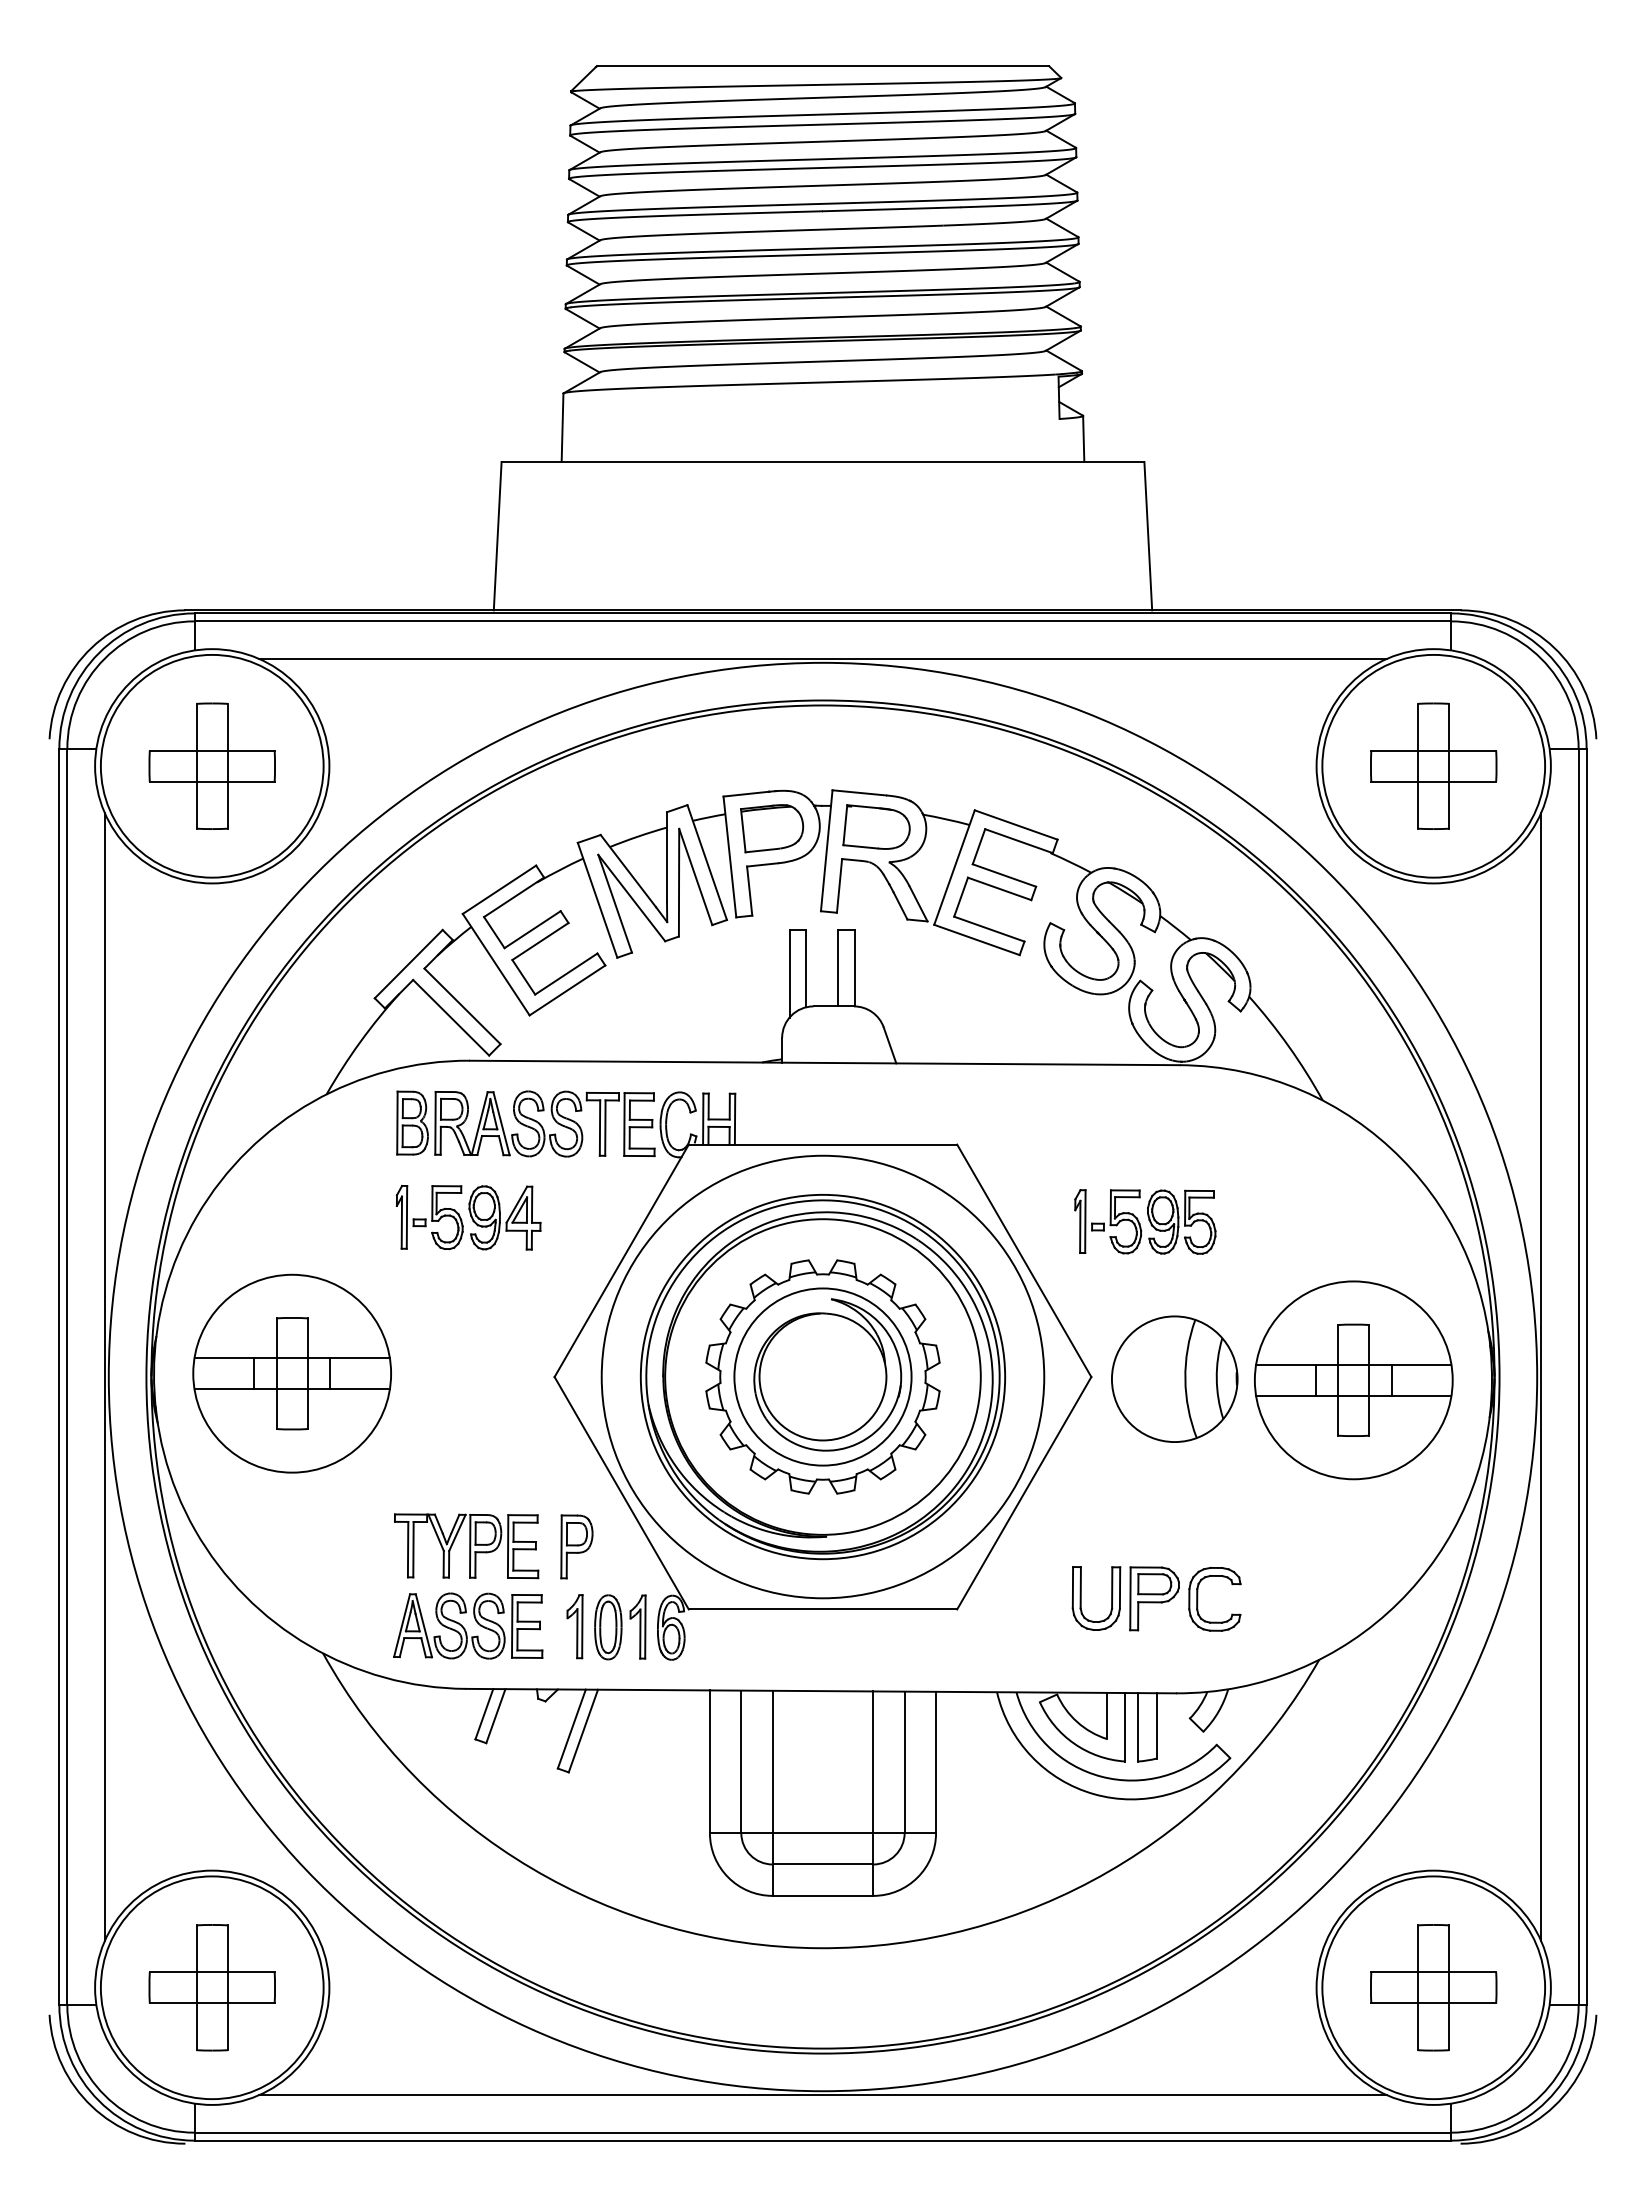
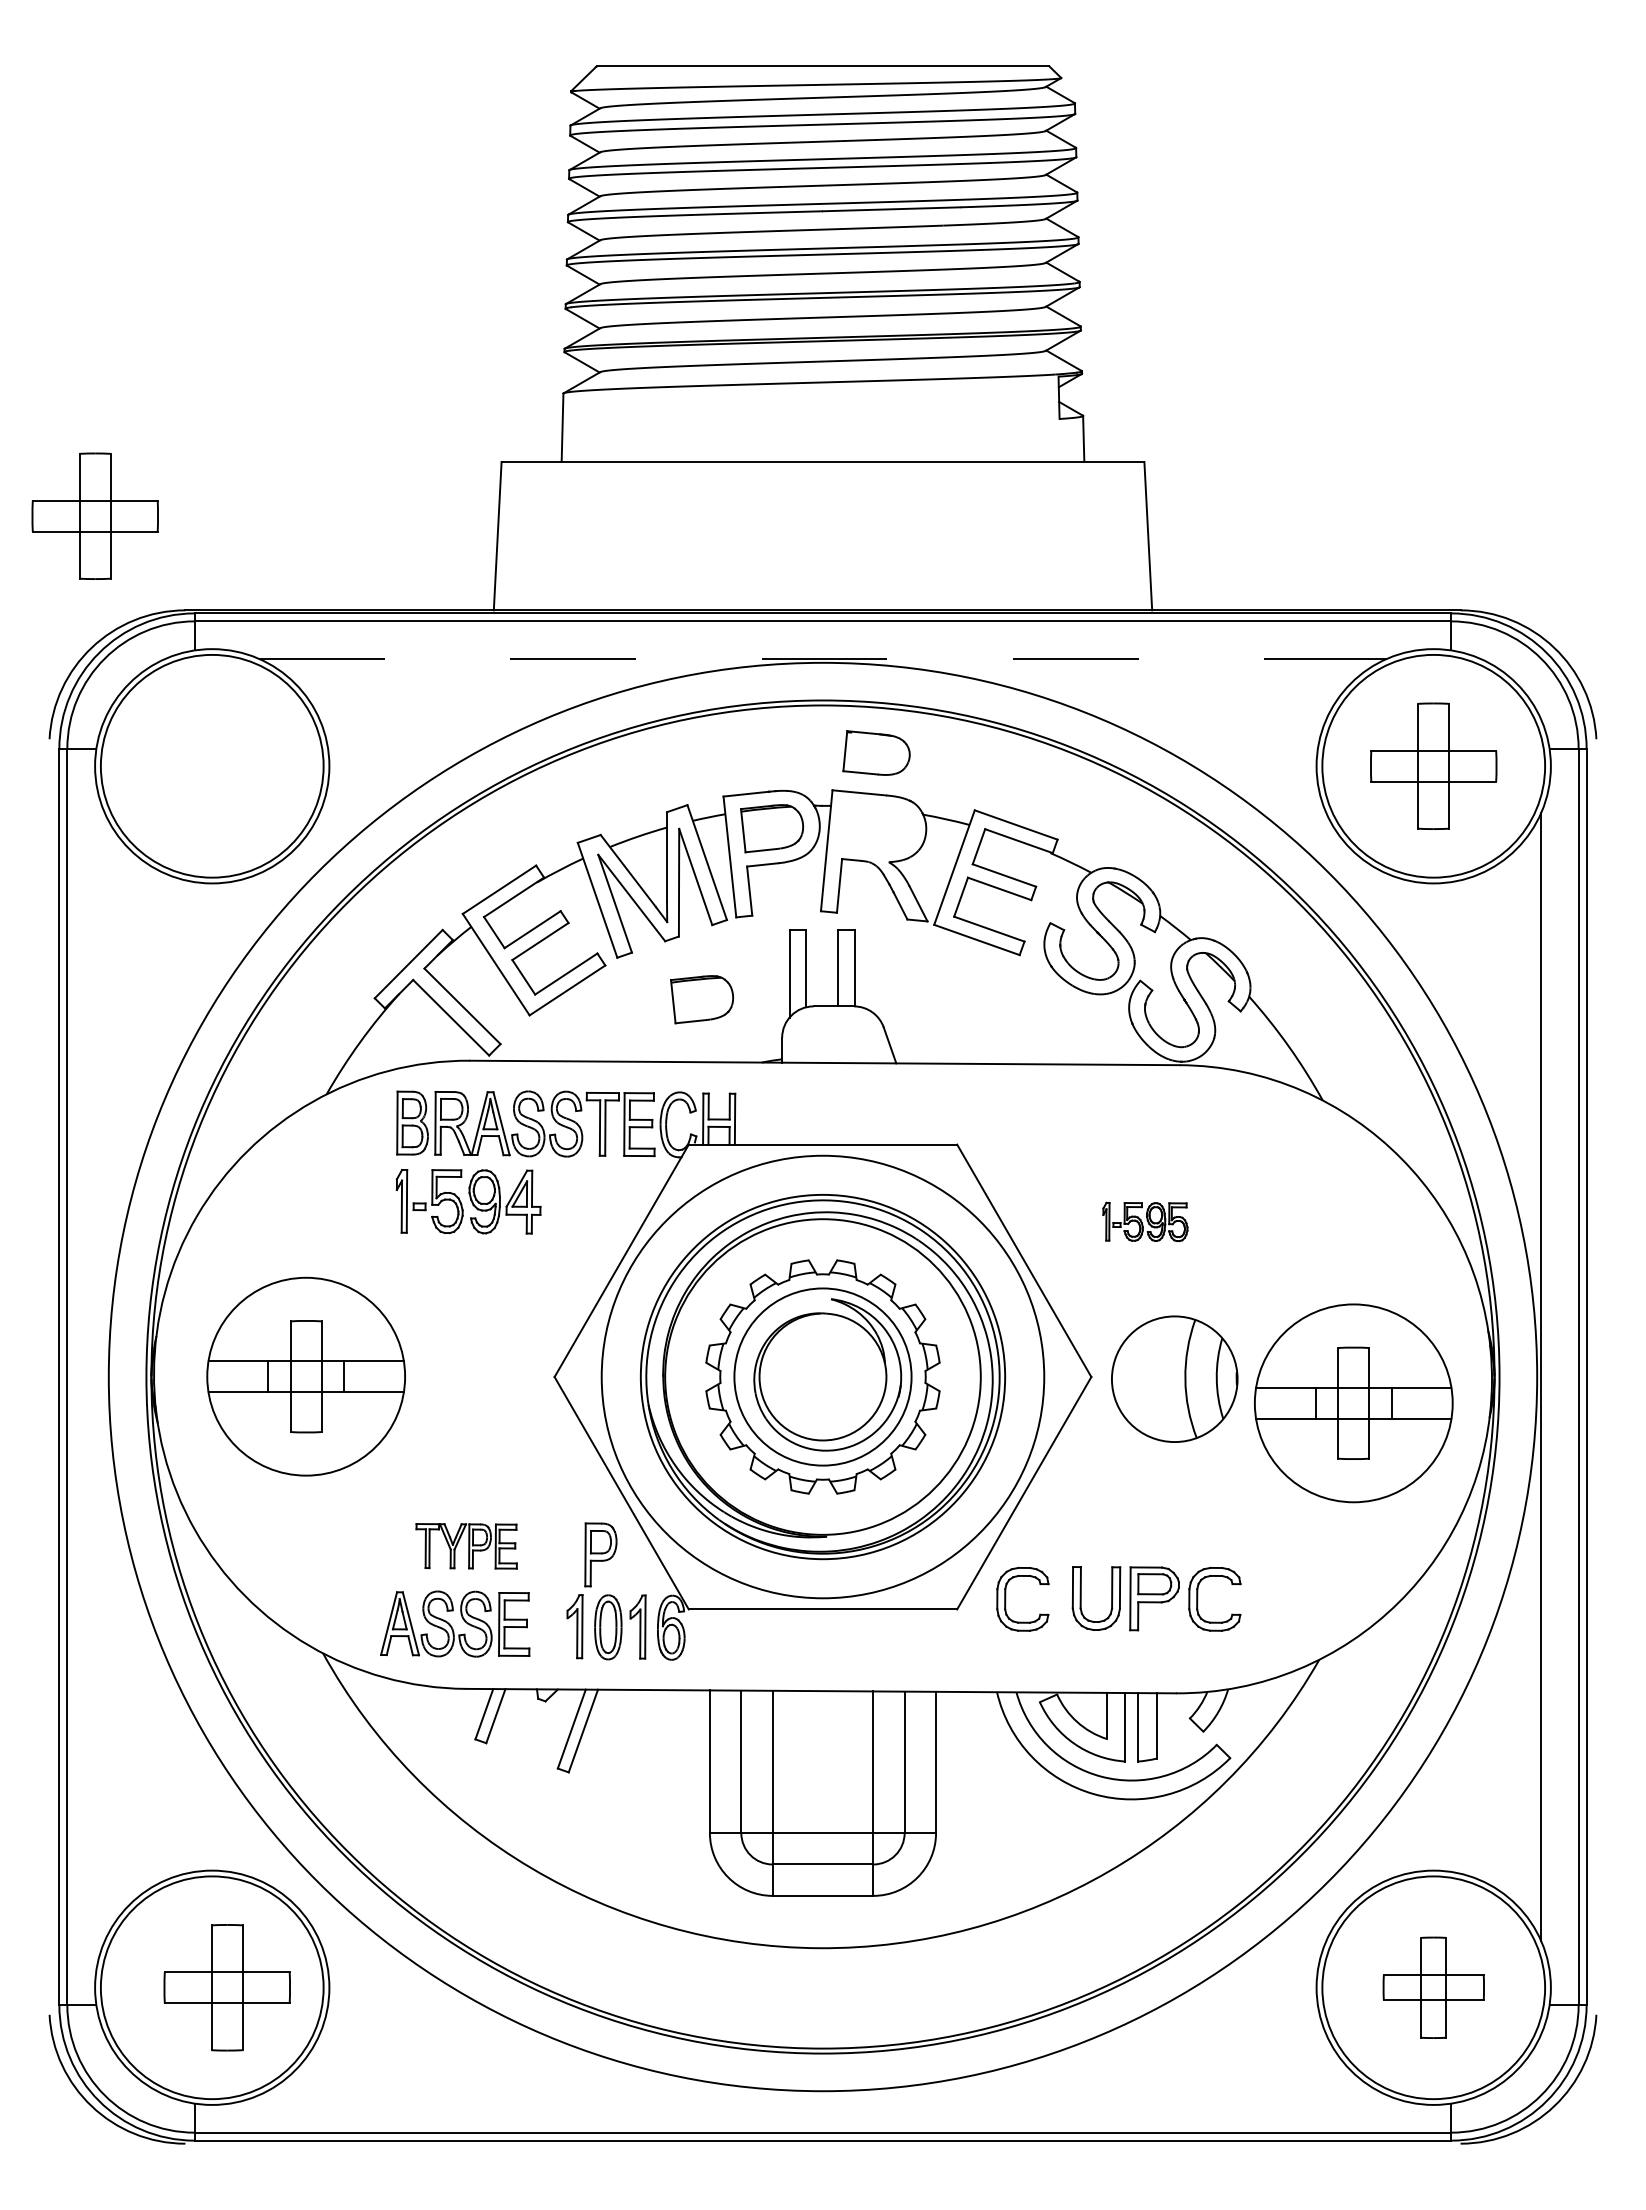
line: solid -> dashed (823, 658)
part position: (211, 765) -> (94, 515) (94, 515)
part position: (876, 826) -> (876, 752) (876, 752)
part: none -> present (702, 999)
part position: (468, 1217) -> (468, 1201) (468, 1201)
part size: 143x66 px -> 87x42 px (1145, 1221)
part position: (291, 1373) -> (305, 1376) (305, 1376)
line: present -> none (104, 1376)
part position: (1353, 1380) -> (1353, 1403) (1353, 1403)
part size: 146x67 px -> 103x47 px (466, 1546)
part position: (576, 1546) -> (600, 1554) (600, 1554)
part: none -> present (1006, 1599)
part position: (468, 1625) -> (455, 1623) (455, 1623)
part position: (211, 1987) -> (226, 1987) (226, 1987)
part size: 128x128 px -> 103x103 px (1433, 1987)
line: present -> none (822, 2095)
